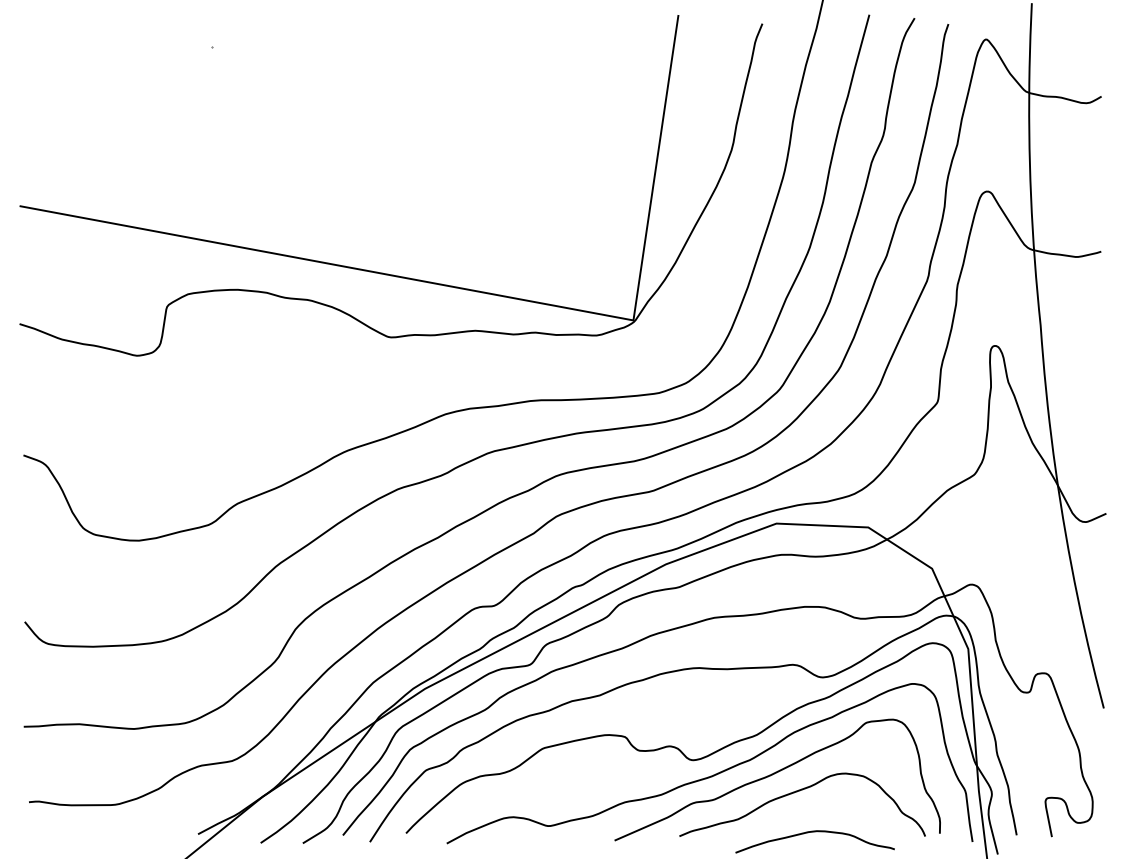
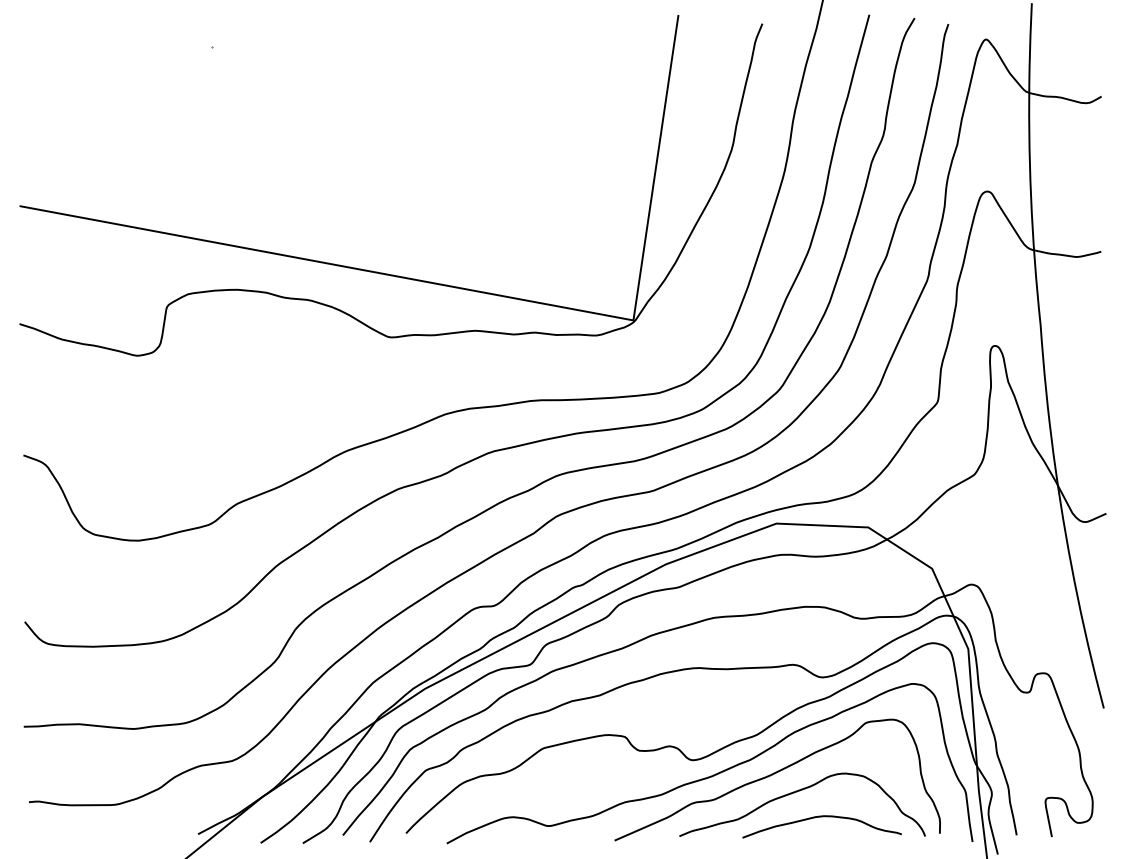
curve position: (814, 832) -> (821, 817) (821, 817)
